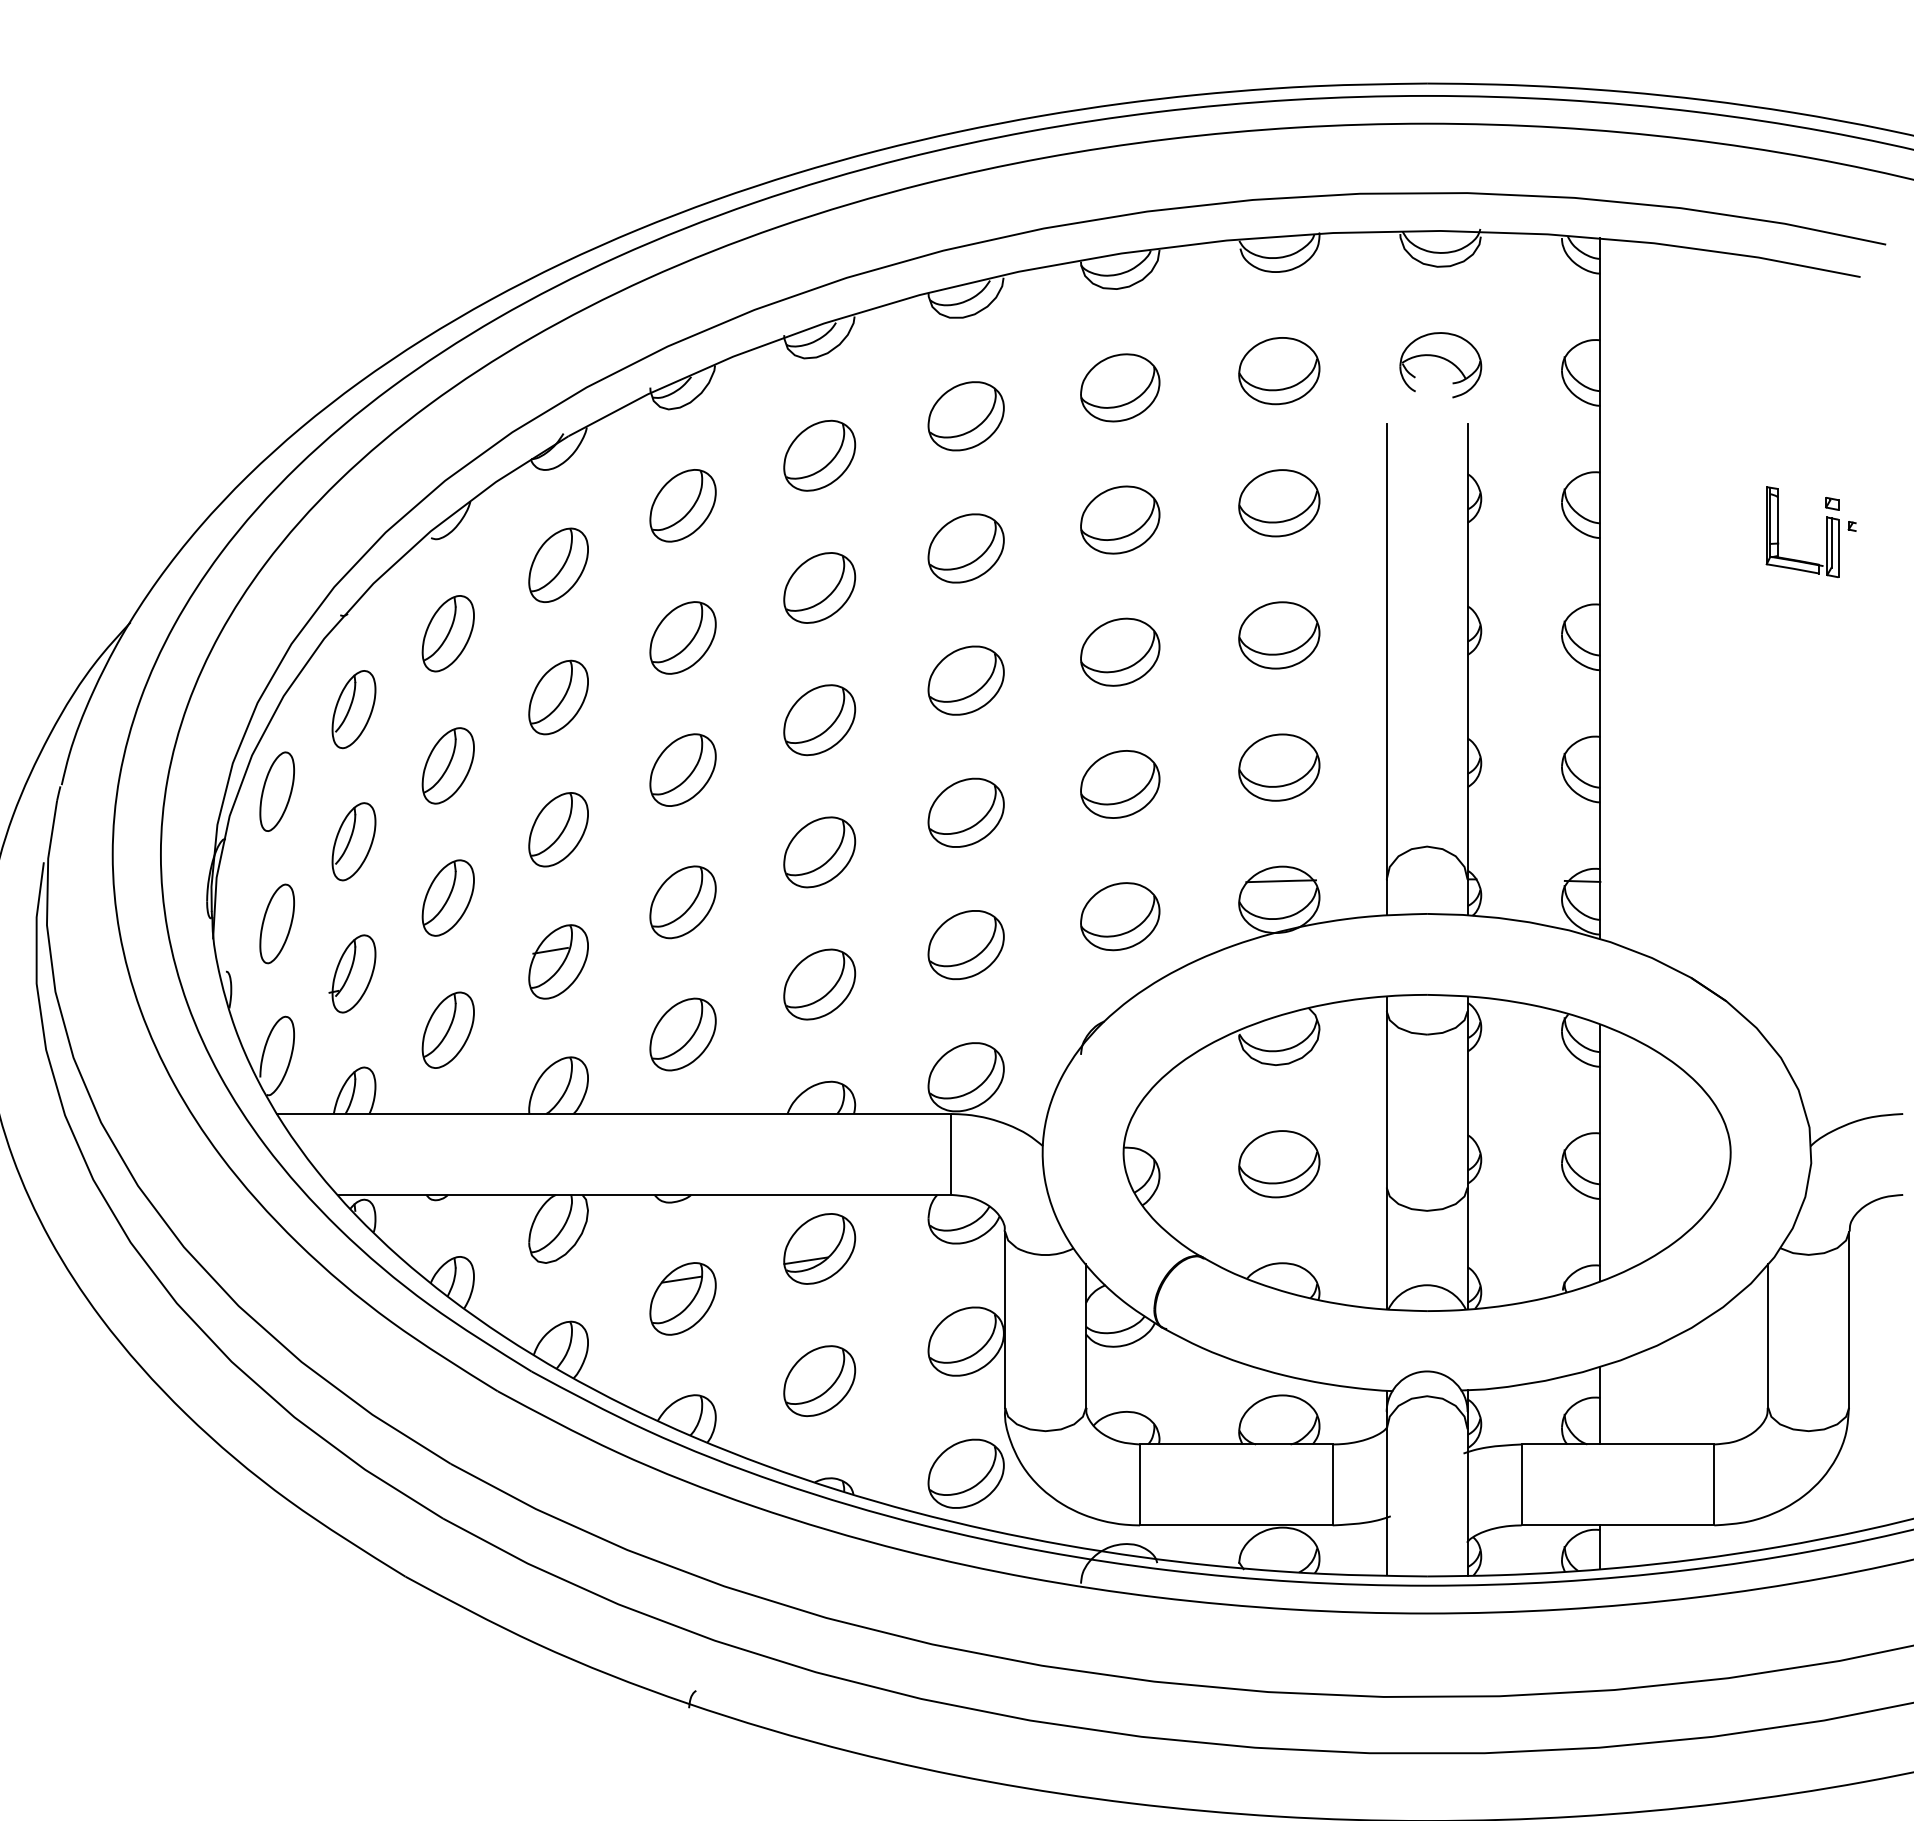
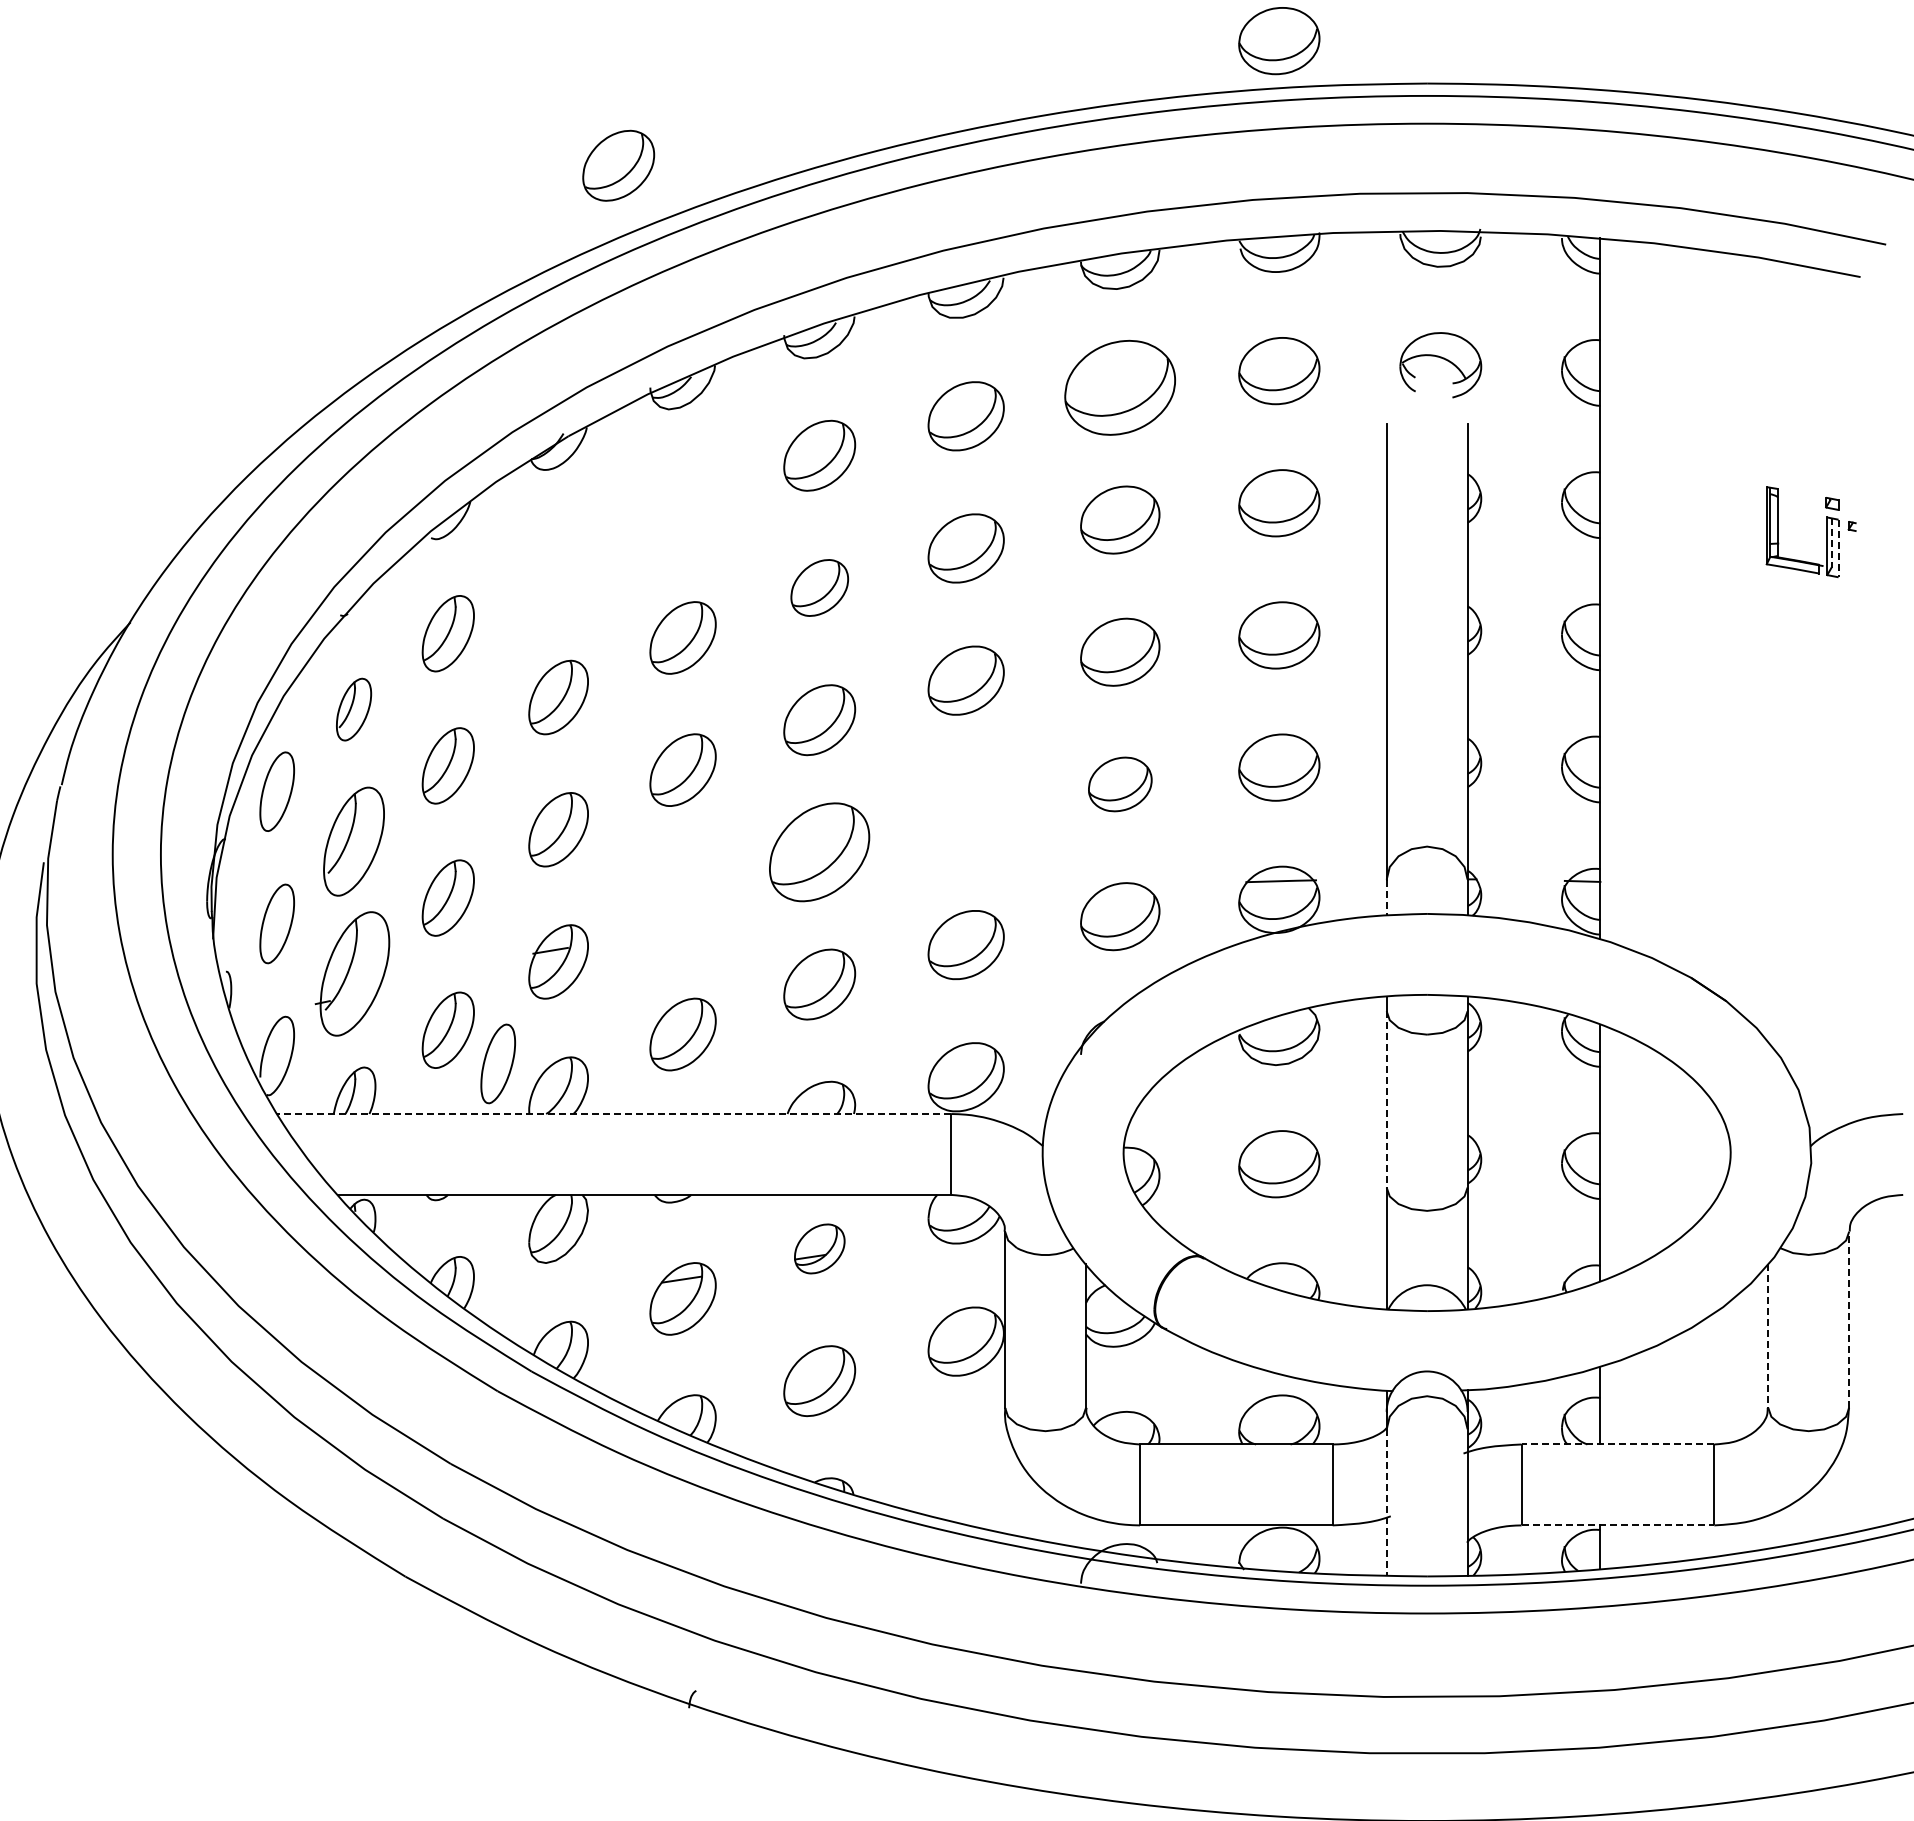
part: none -> present (1279, 41)
part: none -> present (618, 165)
part size: 81x70 px -> 112x97 px (1119, 387)
part: present -> none (682, 505)
line: solid -> dashed (1831, 543)
line: solid -> dashed (1838, 548)
part: present -> none (558, 564)
part size: 74x72 px -> 59x58 px (819, 587)
part size: 46x80 px -> 37x65 px (354, 709)
part size: 81x69 px -> 65x57 px (1120, 784)
part: present -> none (965, 812)
part size: 46x80 px -> 62x111 px (353, 841)
part size: 74x73 px -> 102x101 px (819, 852)
line: solid -> dashed (1386, 897)
part: present -> none (682, 902)
part size: 49x80 px -> 77x126 px (352, 973)
part: none -> present (497, 1063)
line: solid -> dashed (1386, 1099)
line: solid -> dashed (614, 1114)
part size: 74x72 px -> 52x52 px (819, 1248)
line: solid -> dashed (1849, 1319)
line: solid -> dashed (1768, 1336)
line: solid -> dashed (1617, 1444)
part: present -> none (965, 1473)
line: solid -> dashed (1386, 1502)
line: solid -> dashed (1618, 1525)
